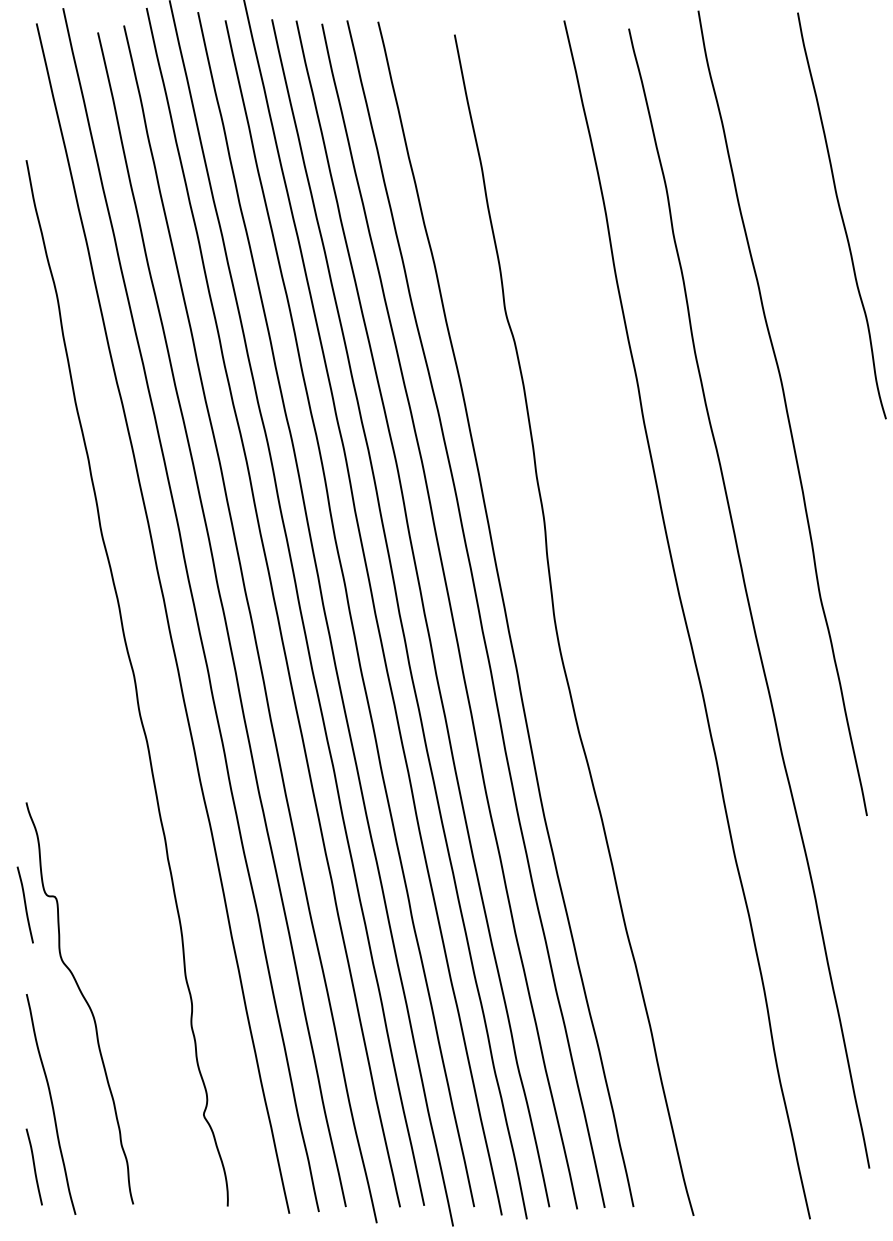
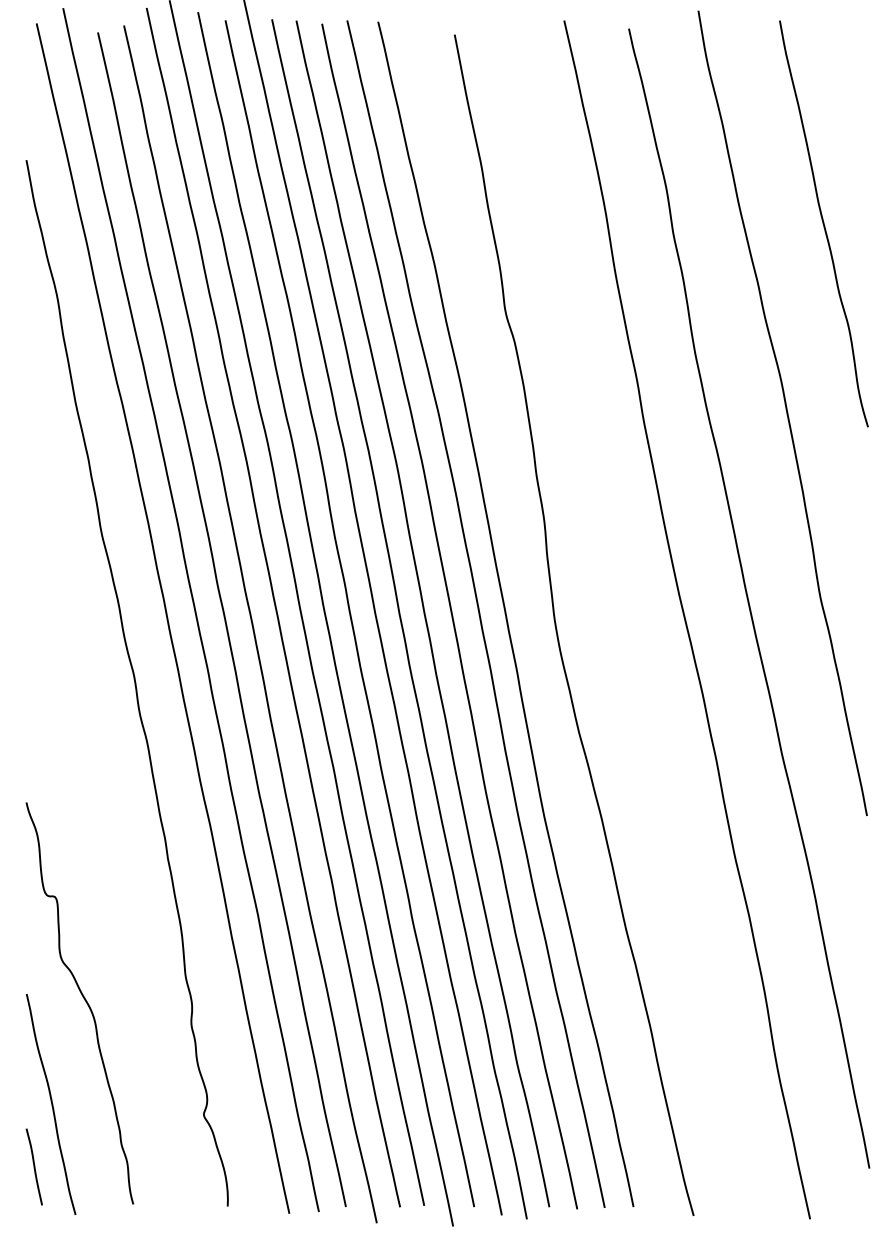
curve position: (841, 215) -> (823, 223) (823, 223)
curve: present -> none (24, 904)
